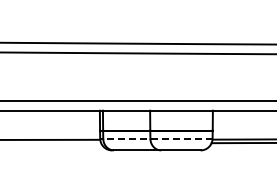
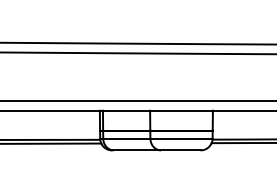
line: dashed -> solid (155, 138)
line: none -> present (51, 143)
